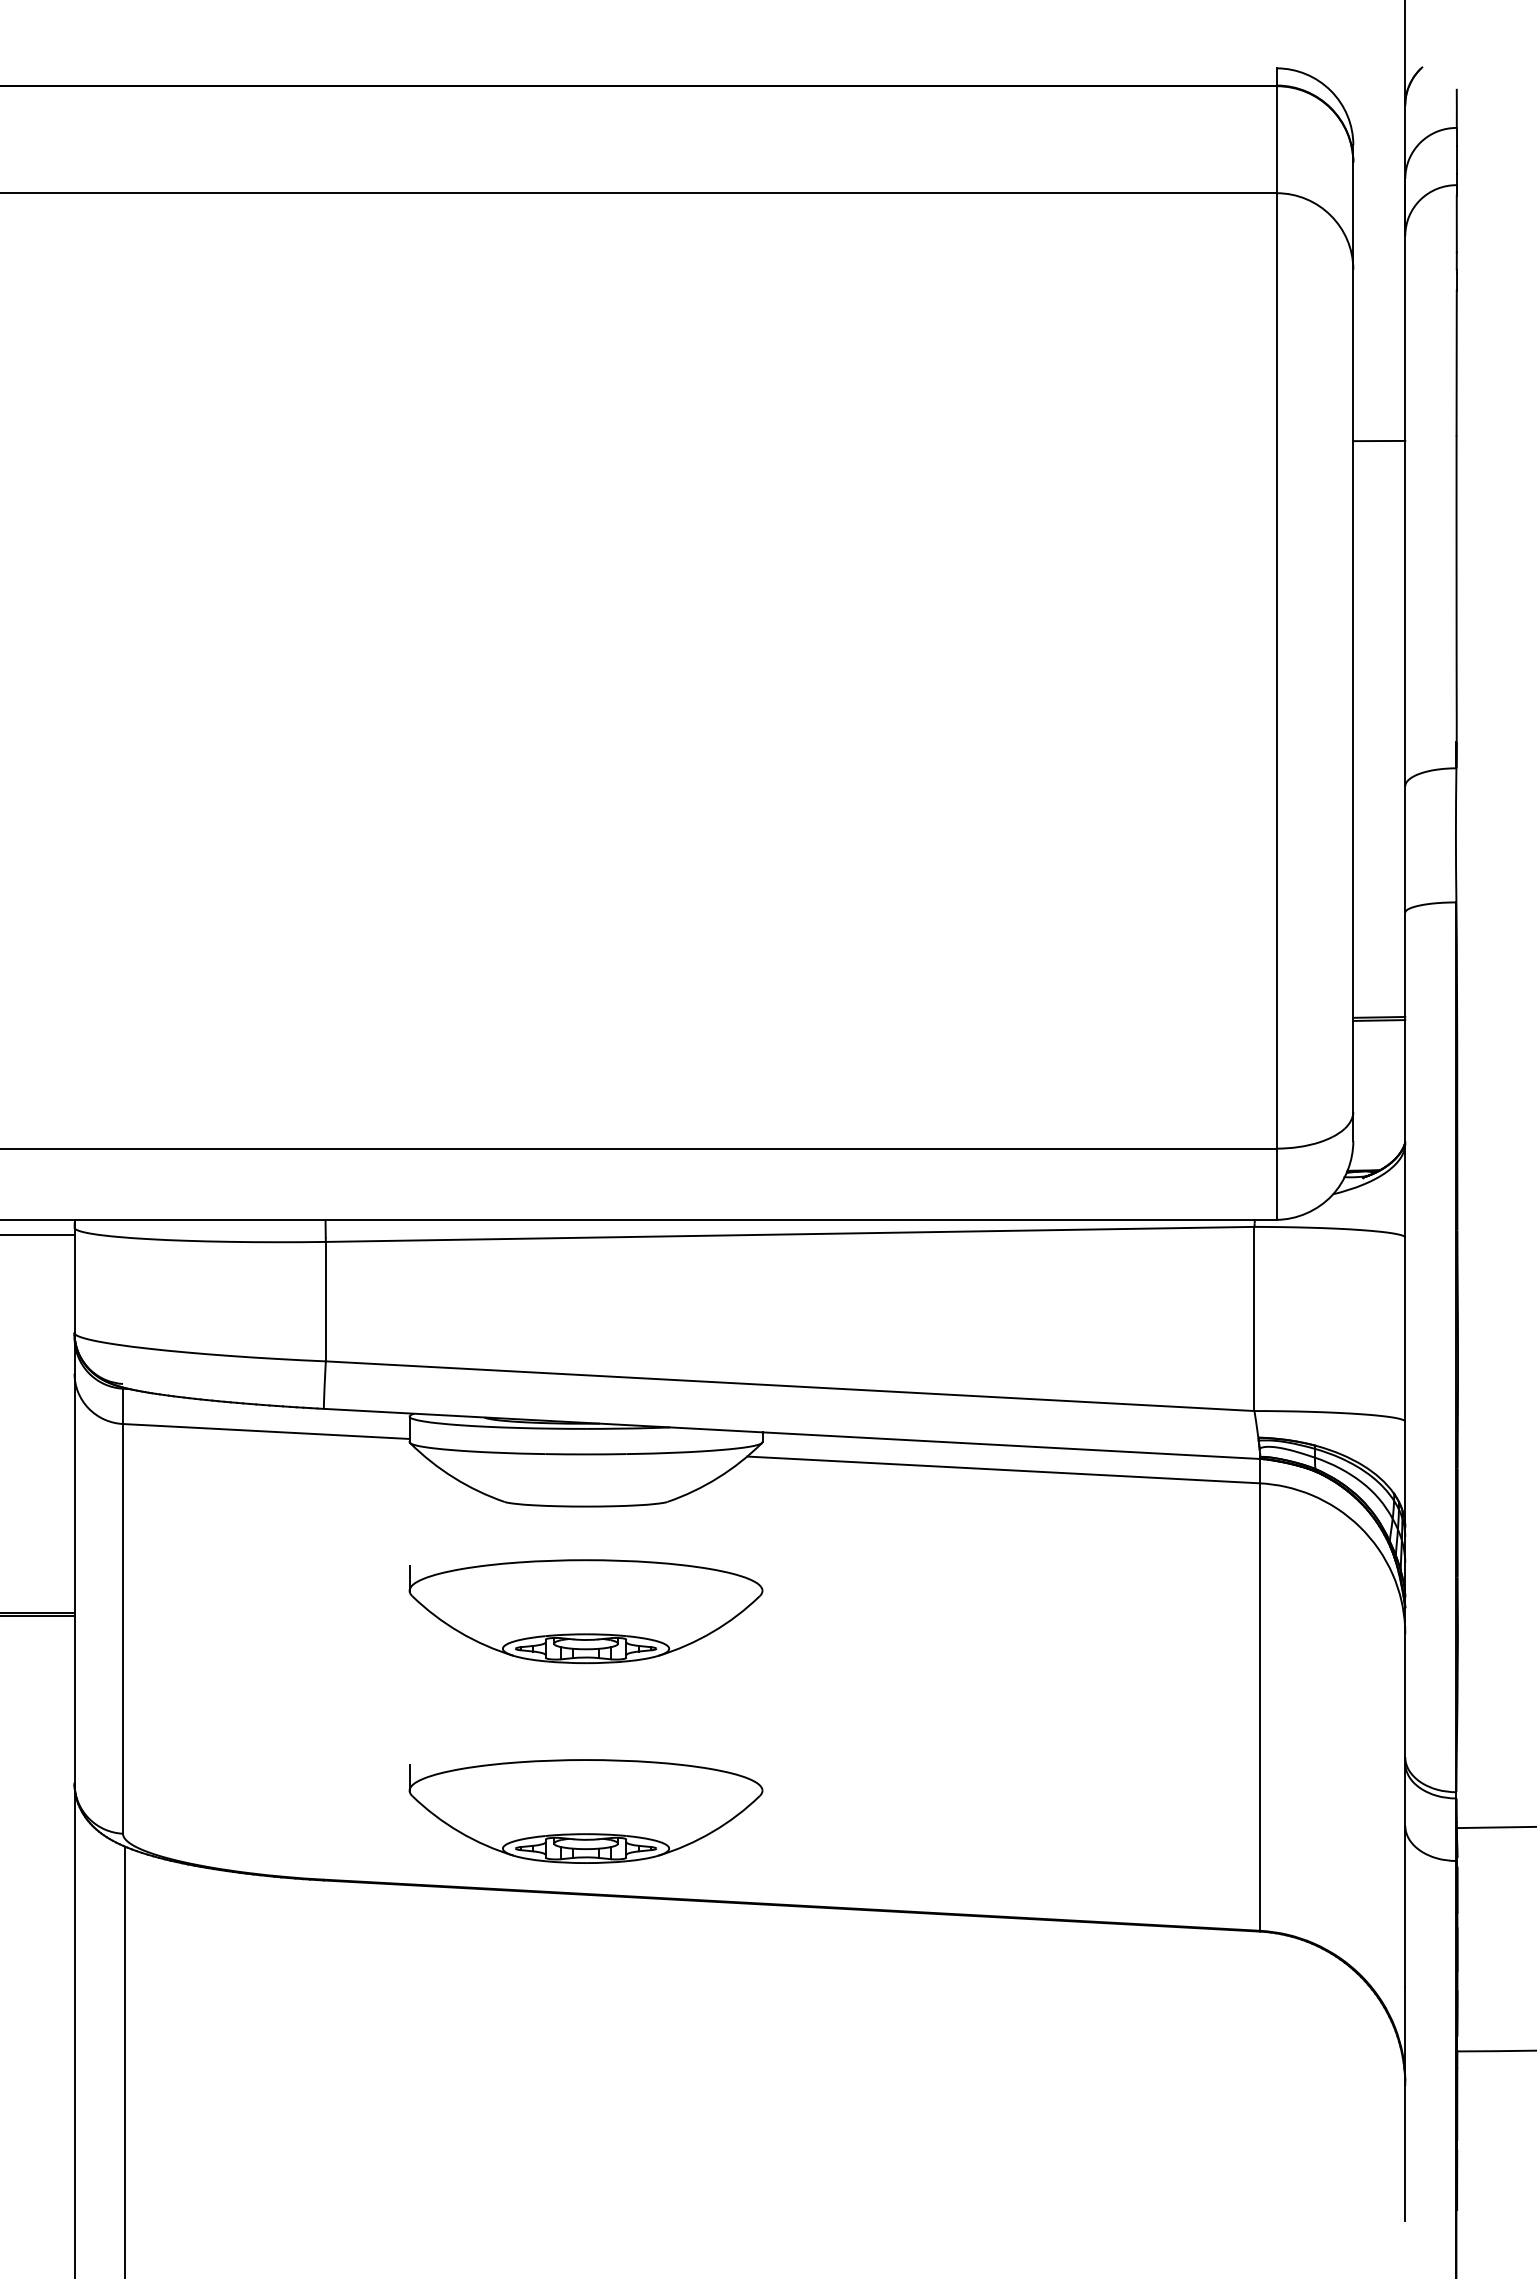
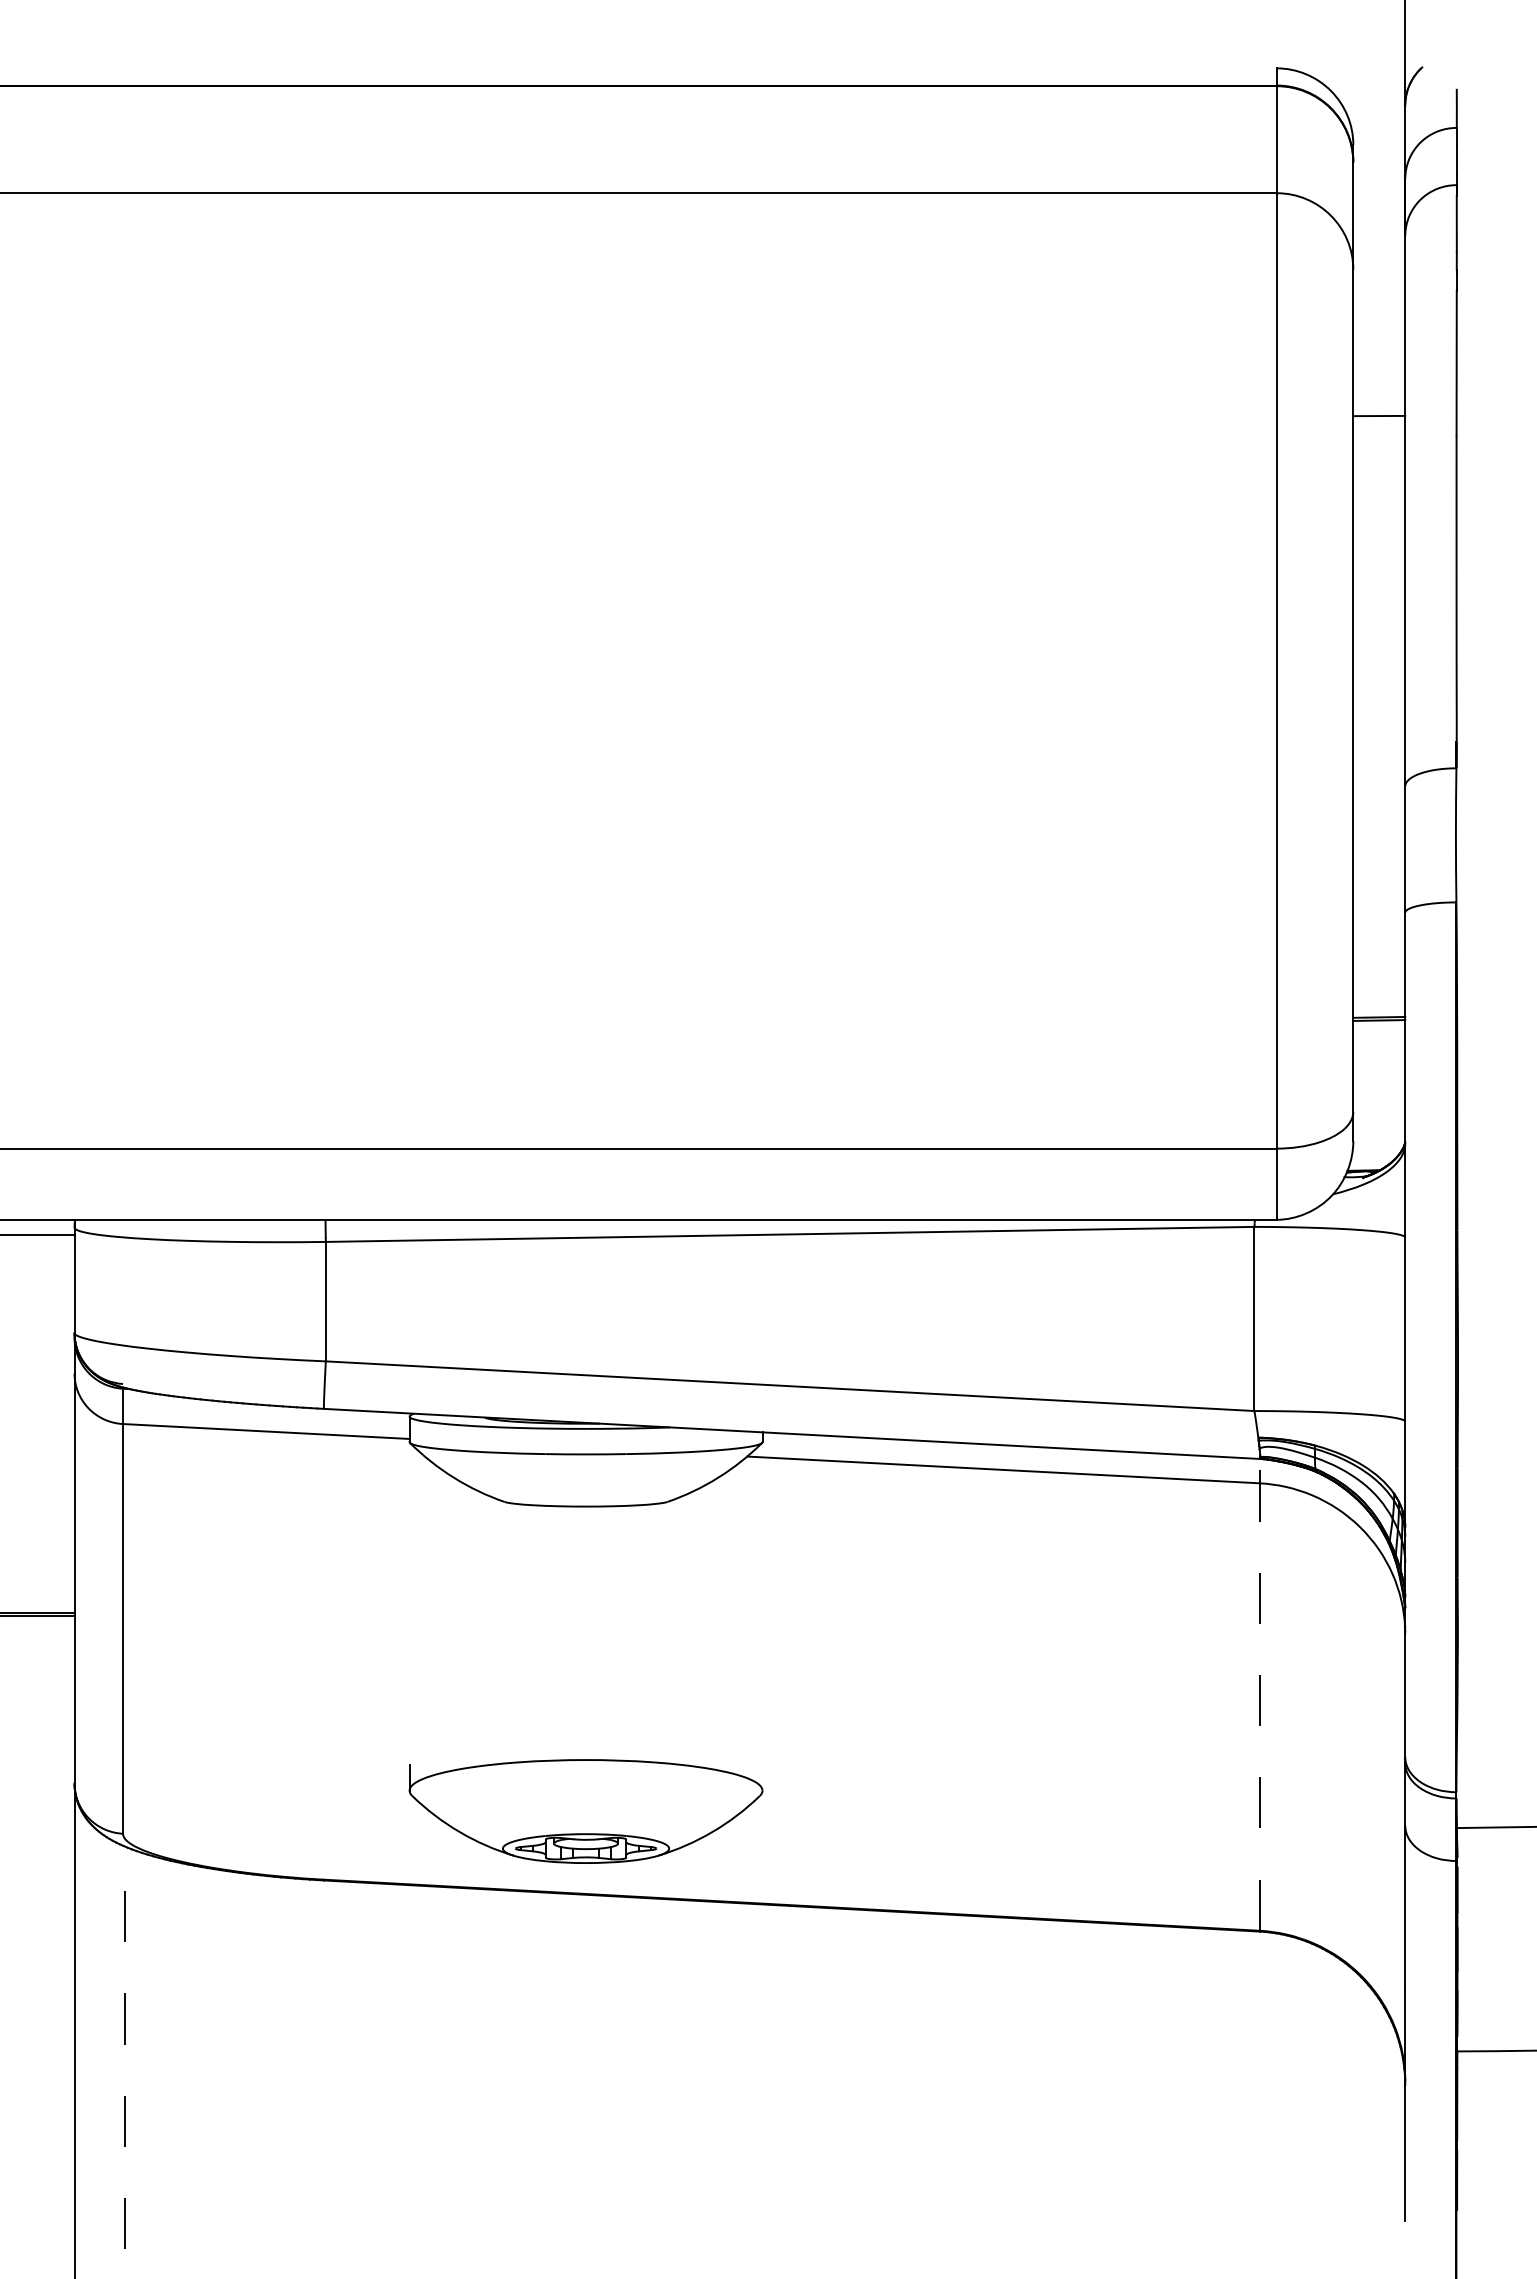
line position: (1379, 440) -> (1379, 415) (1379, 415)
part: present -> none (585, 1611)
line: solid -> dashed (1259, 1694)
line: solid -> dashed (124, 2062)
